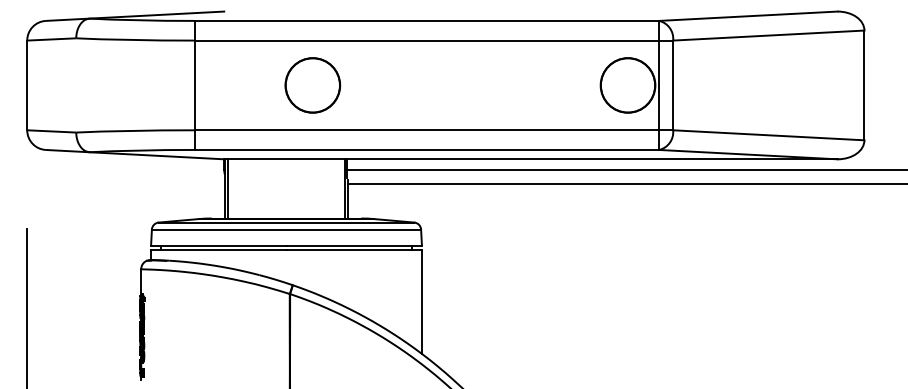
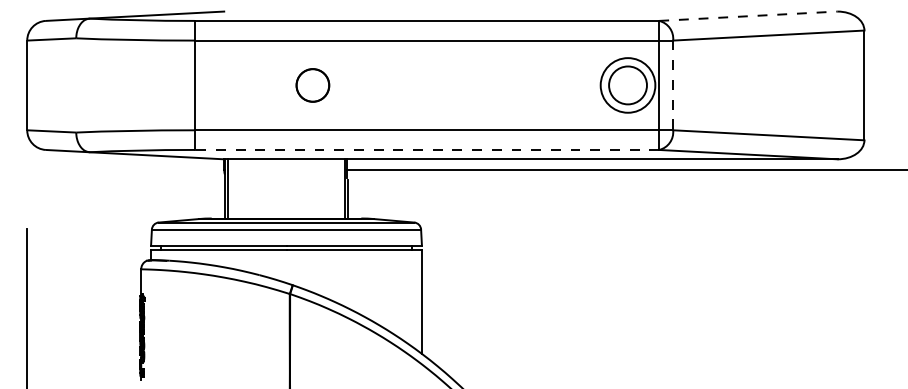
line: solid -> dashed (748, 16)
part size: 58x57 px -> 36x35 px (312, 85)
circle diameter: 54 px -> 38 px (627, 85)
line: solid -> dashed (673, 85)
line: solid -> dashed (426, 149)
line: present -> none (626, 184)
